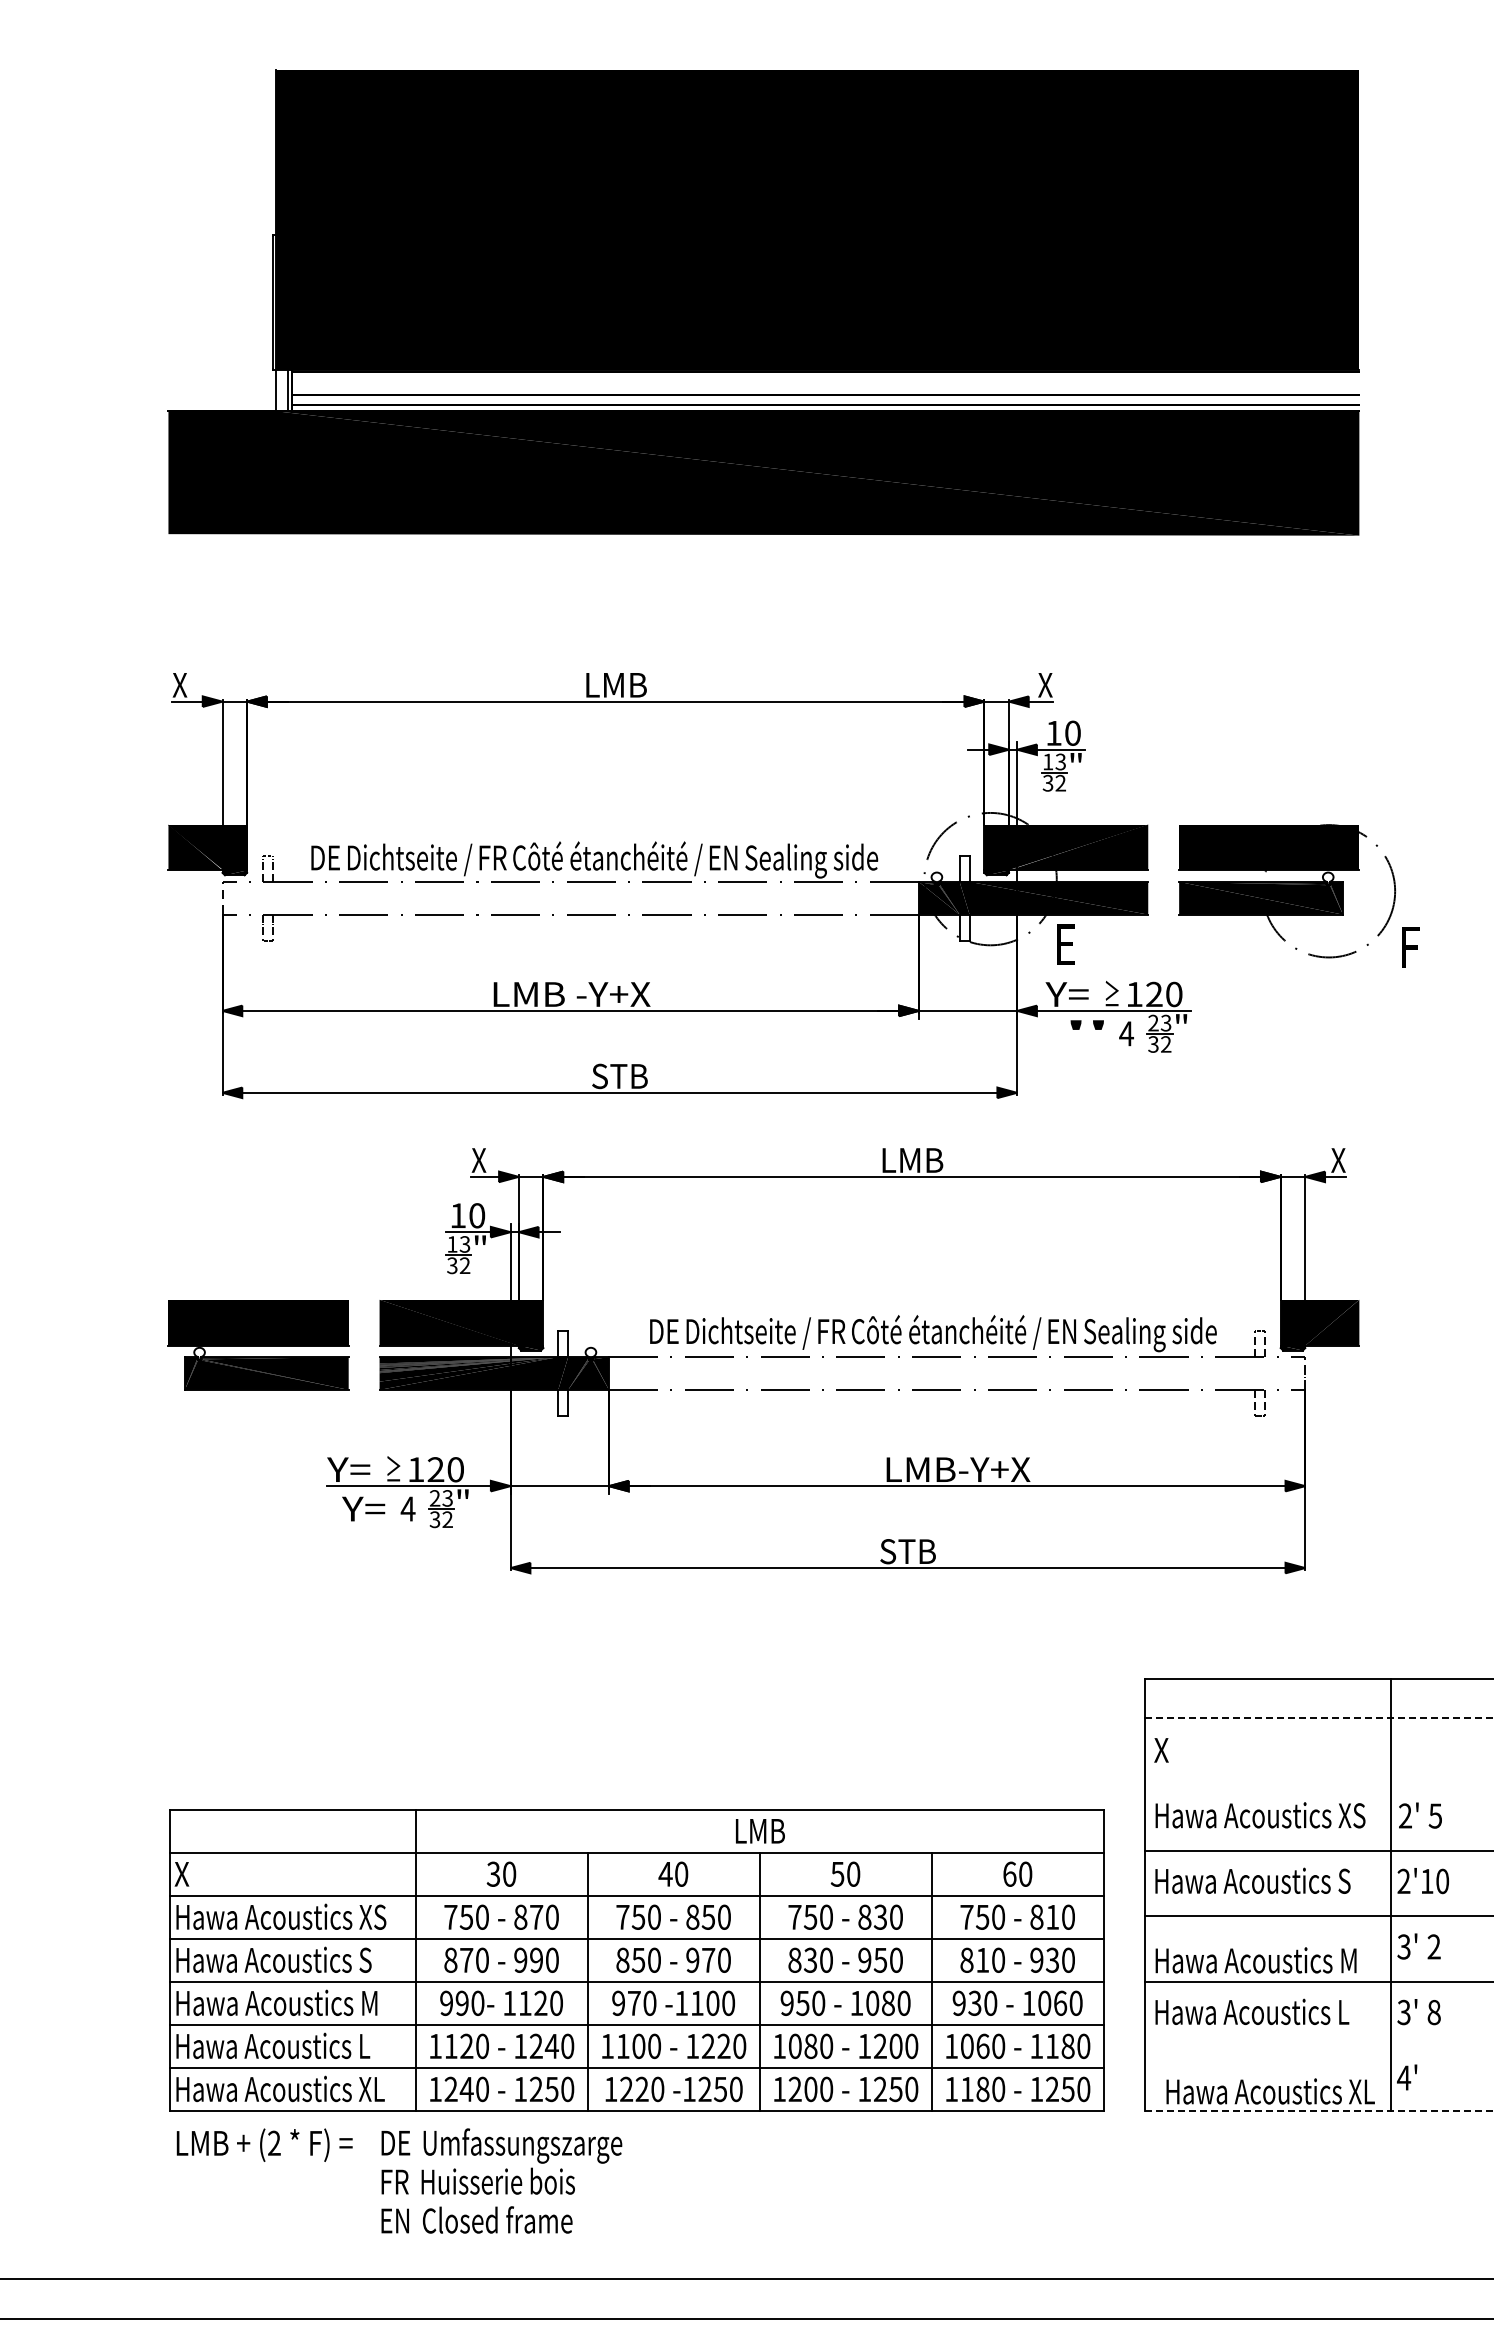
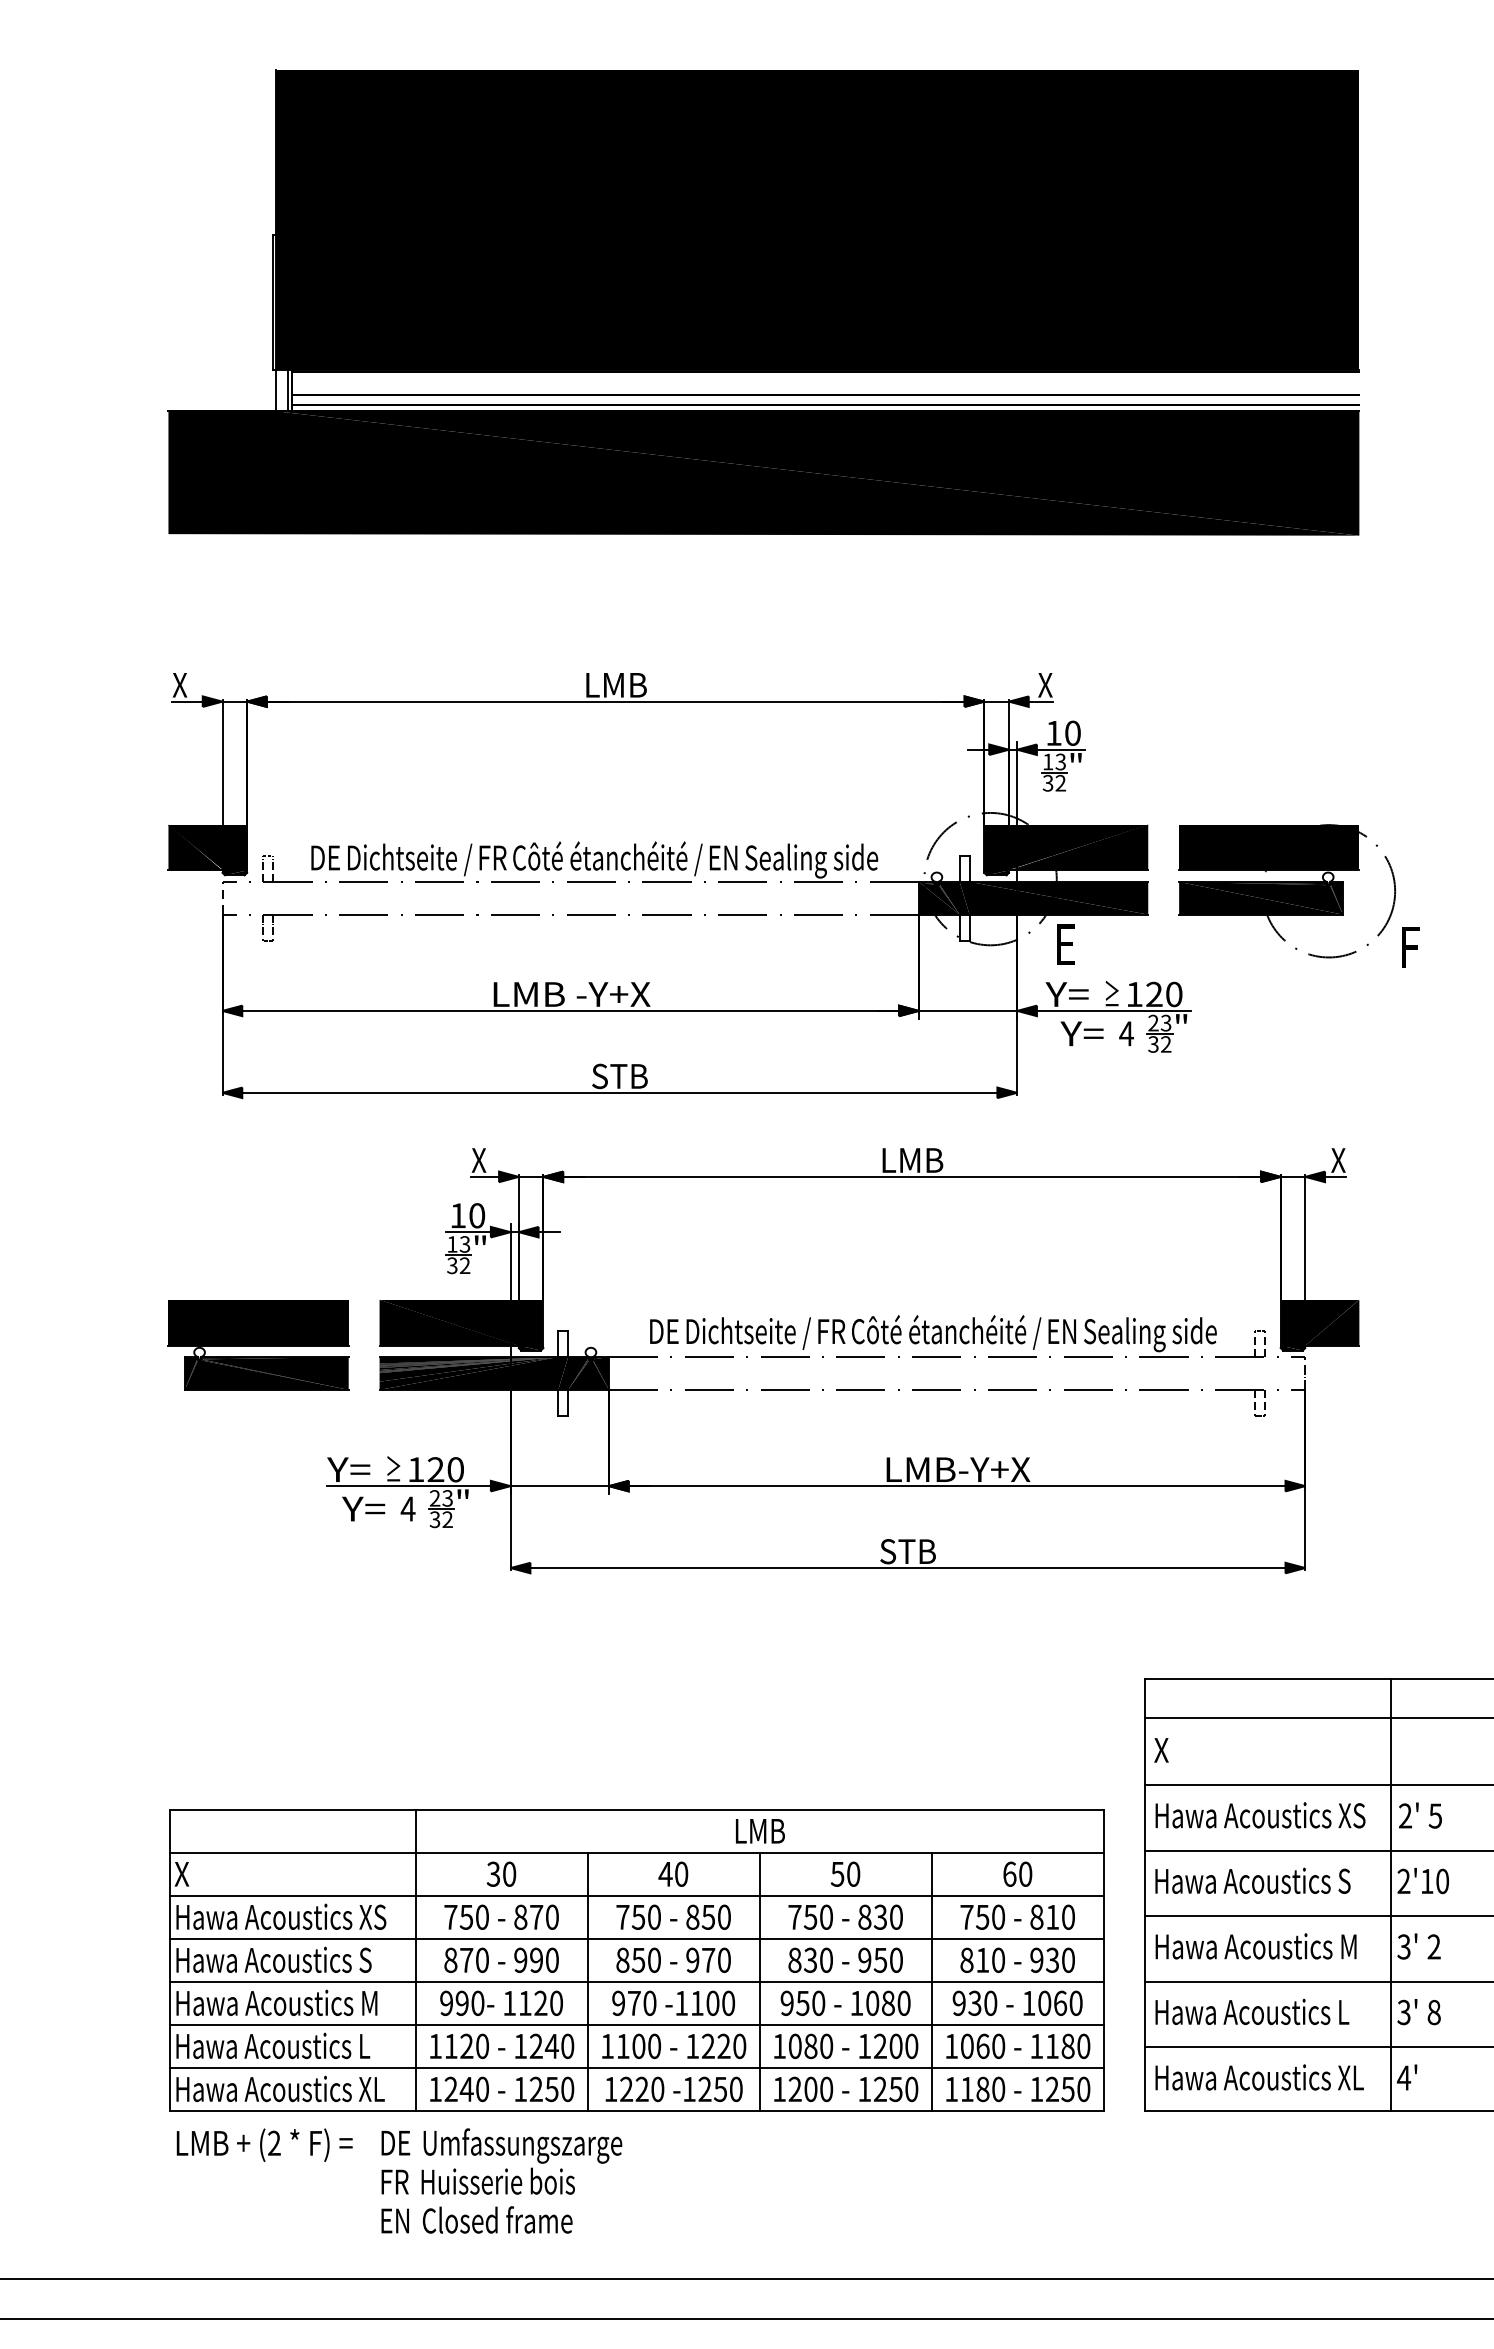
text: " -> Y= (1081, 1033)
line: dashed -> solid (1319, 1717)
line: none -> present (1317, 1785)
text position: (1255, 1960) -> (1255, 1946) (1255, 1946)
line: none -> present (1317, 2047)
text position: (1270, 2091) -> (1259, 2077) (1259, 2077)
line: dashed -> solid (1319, 2110)
